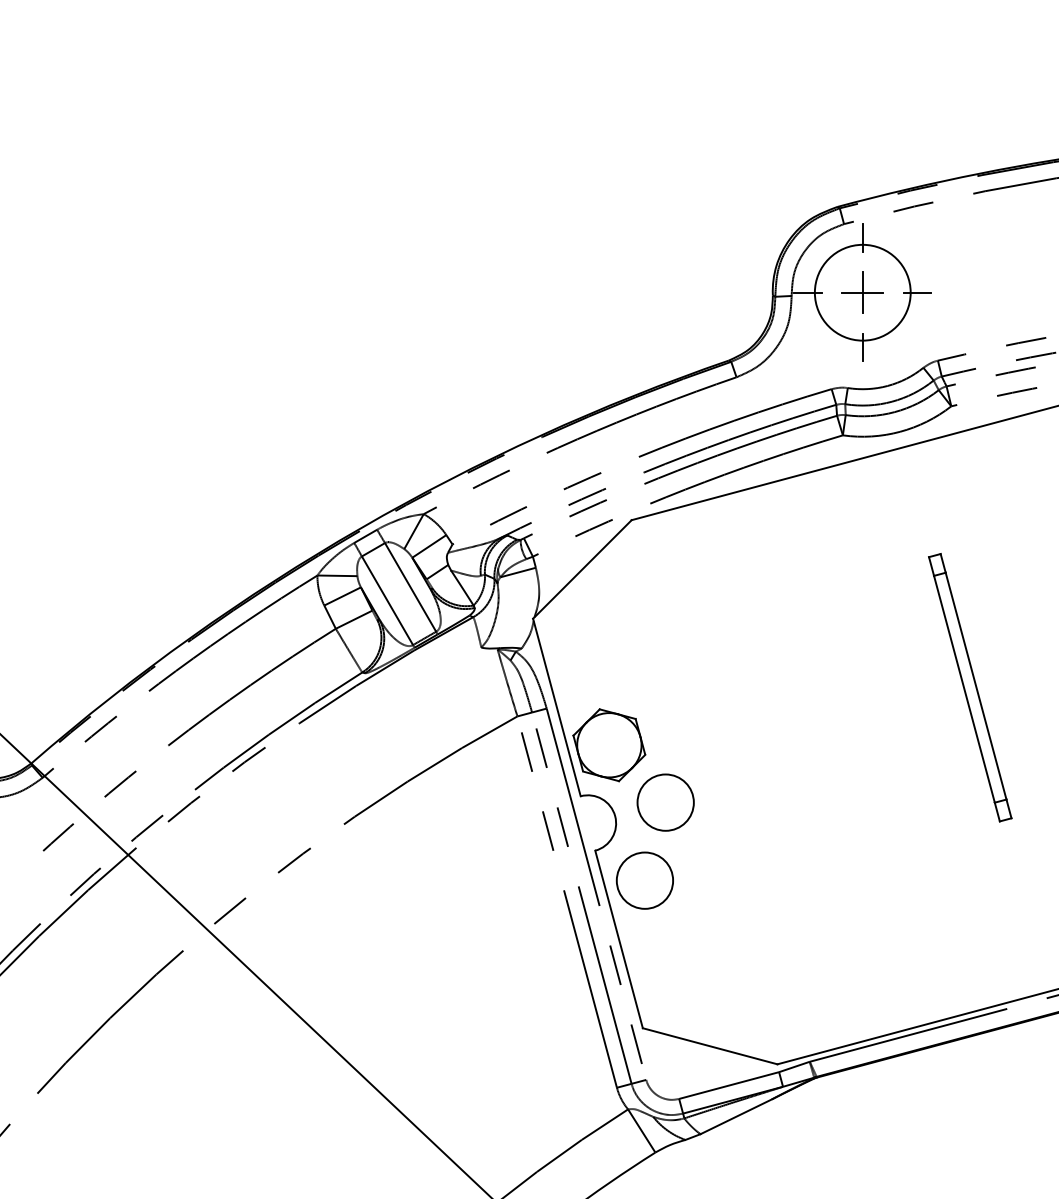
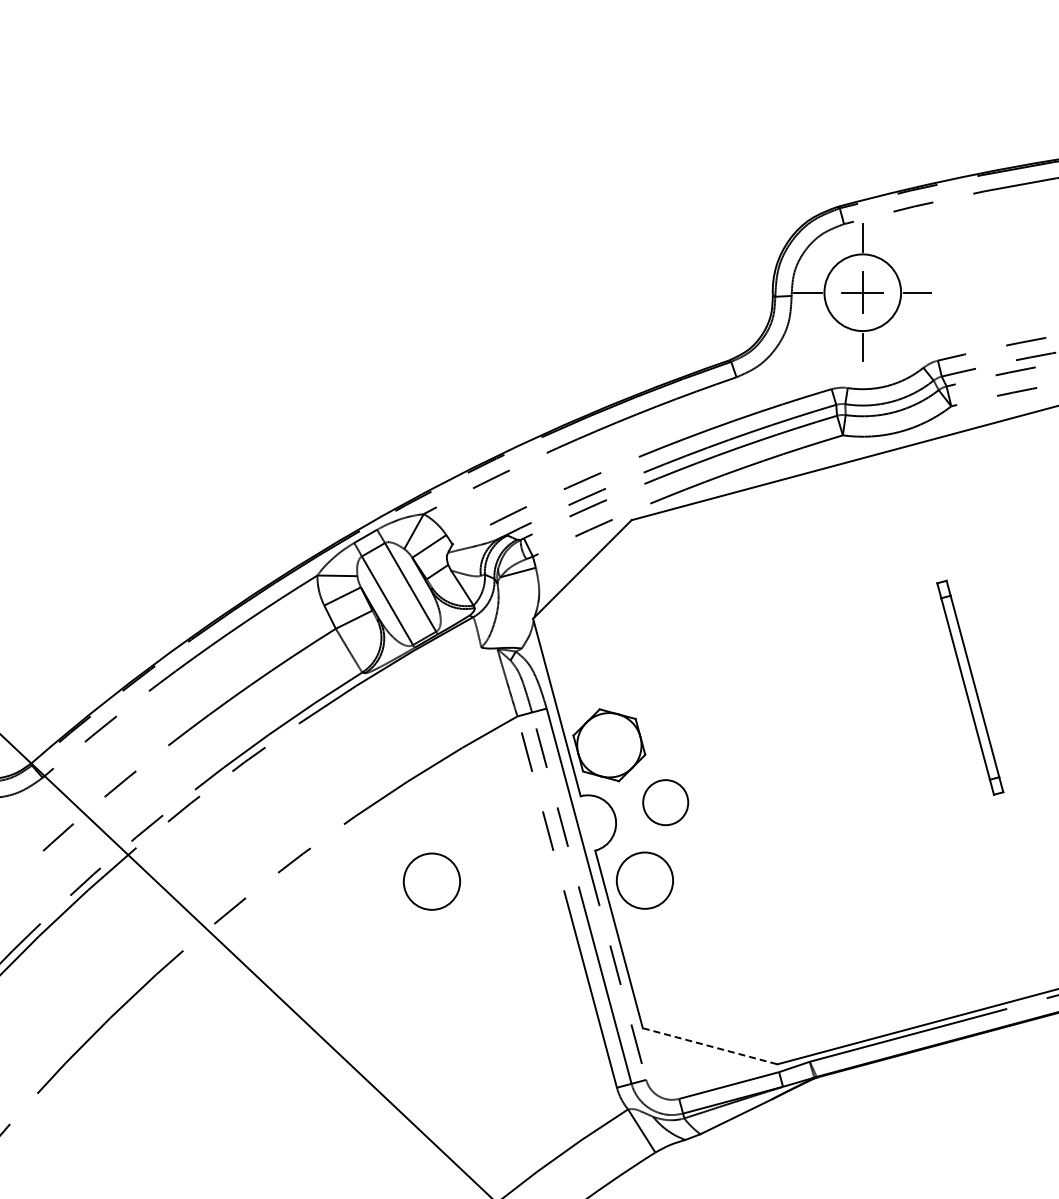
circle diameter: 96 px -> 77 px (862, 292)
part size: 85x270 px -> 69x217 px (970, 687)
circle diameter: 56 px -> 45 px (665, 802)
circle: none -> present (431, 881)
line: solid -> dashed (710, 1046)
